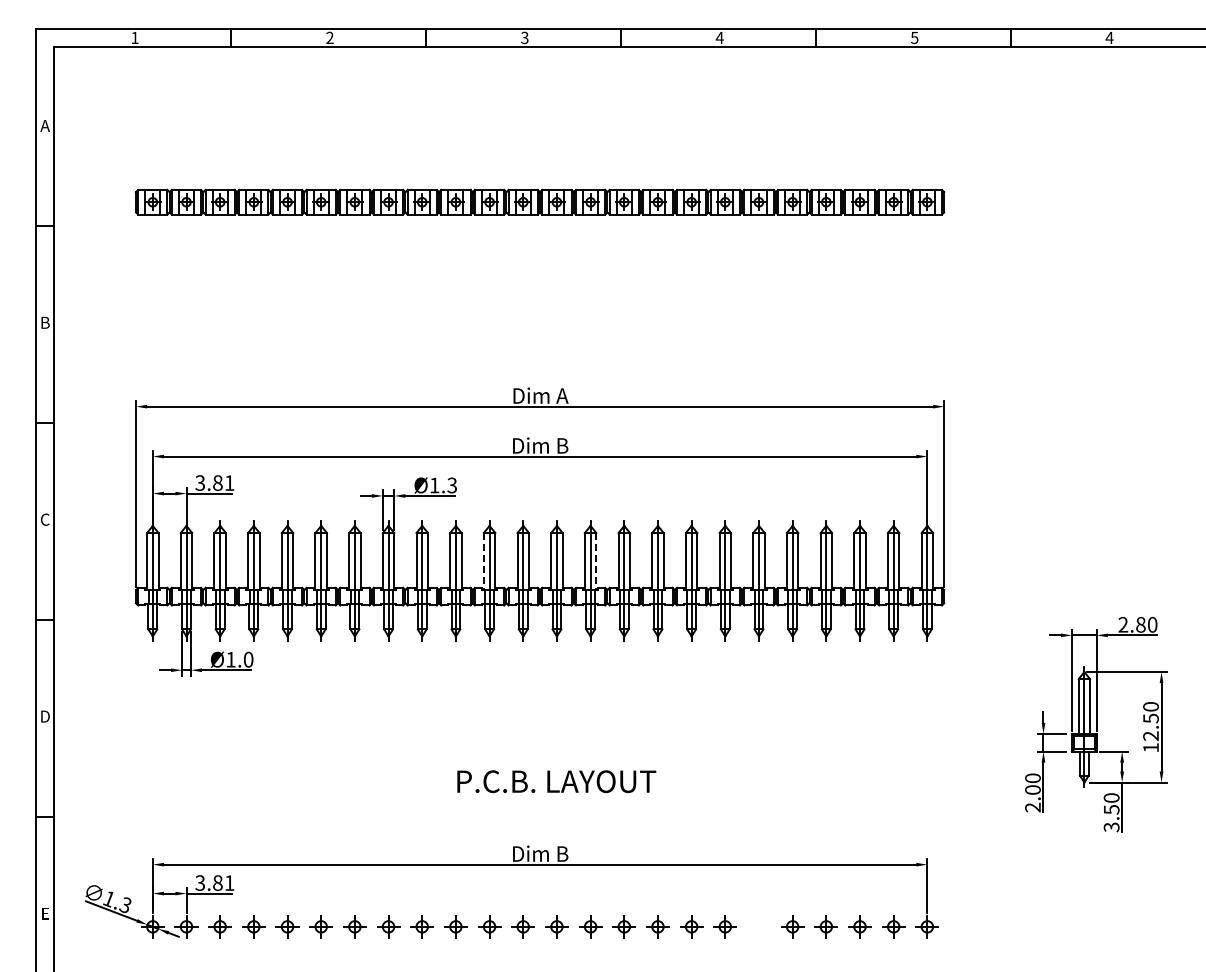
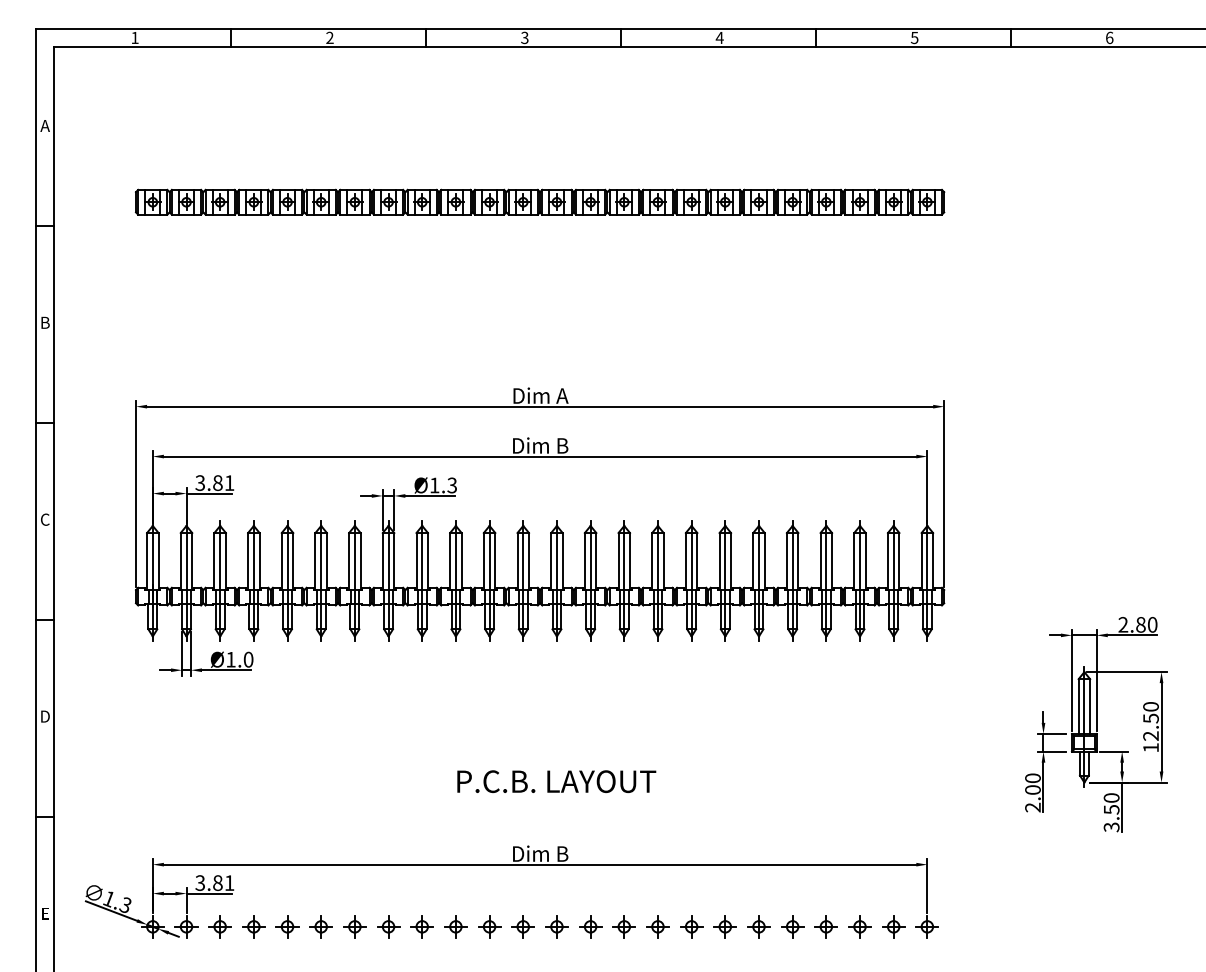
text: 4 -> 6 (1109, 37)
line: dashed -> solid (483, 561)
line: dashed -> solid (596, 561)
part: none -> present (758, 926)
